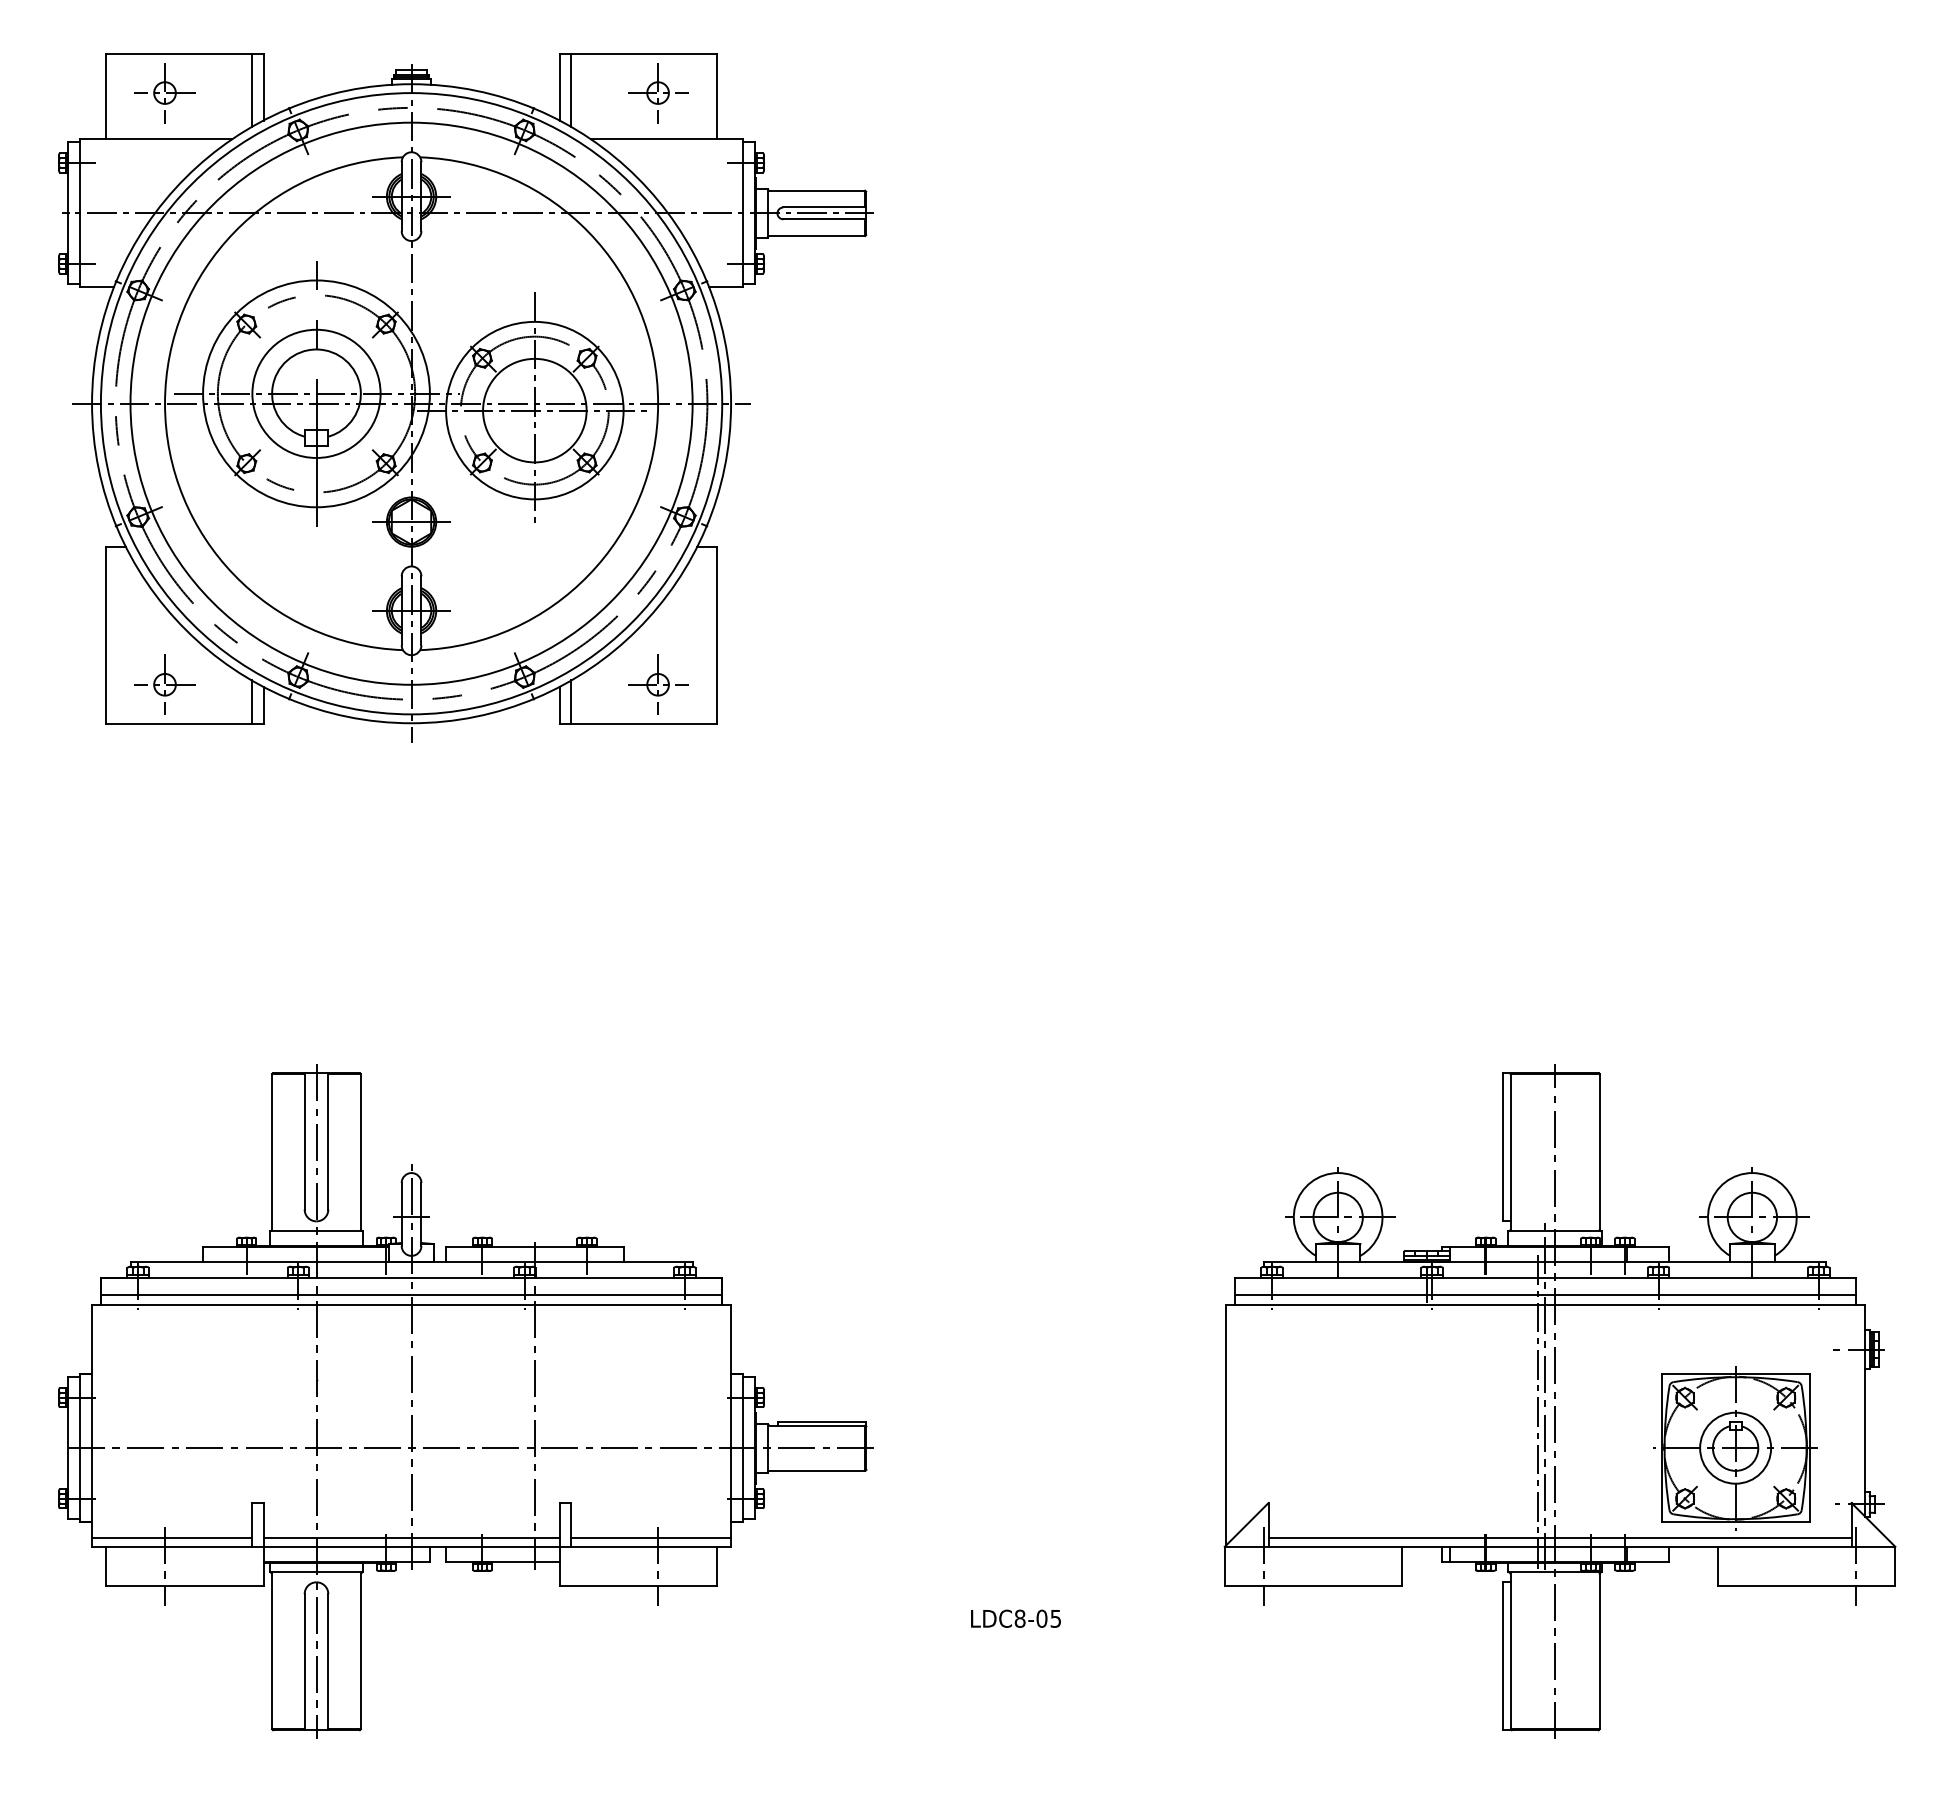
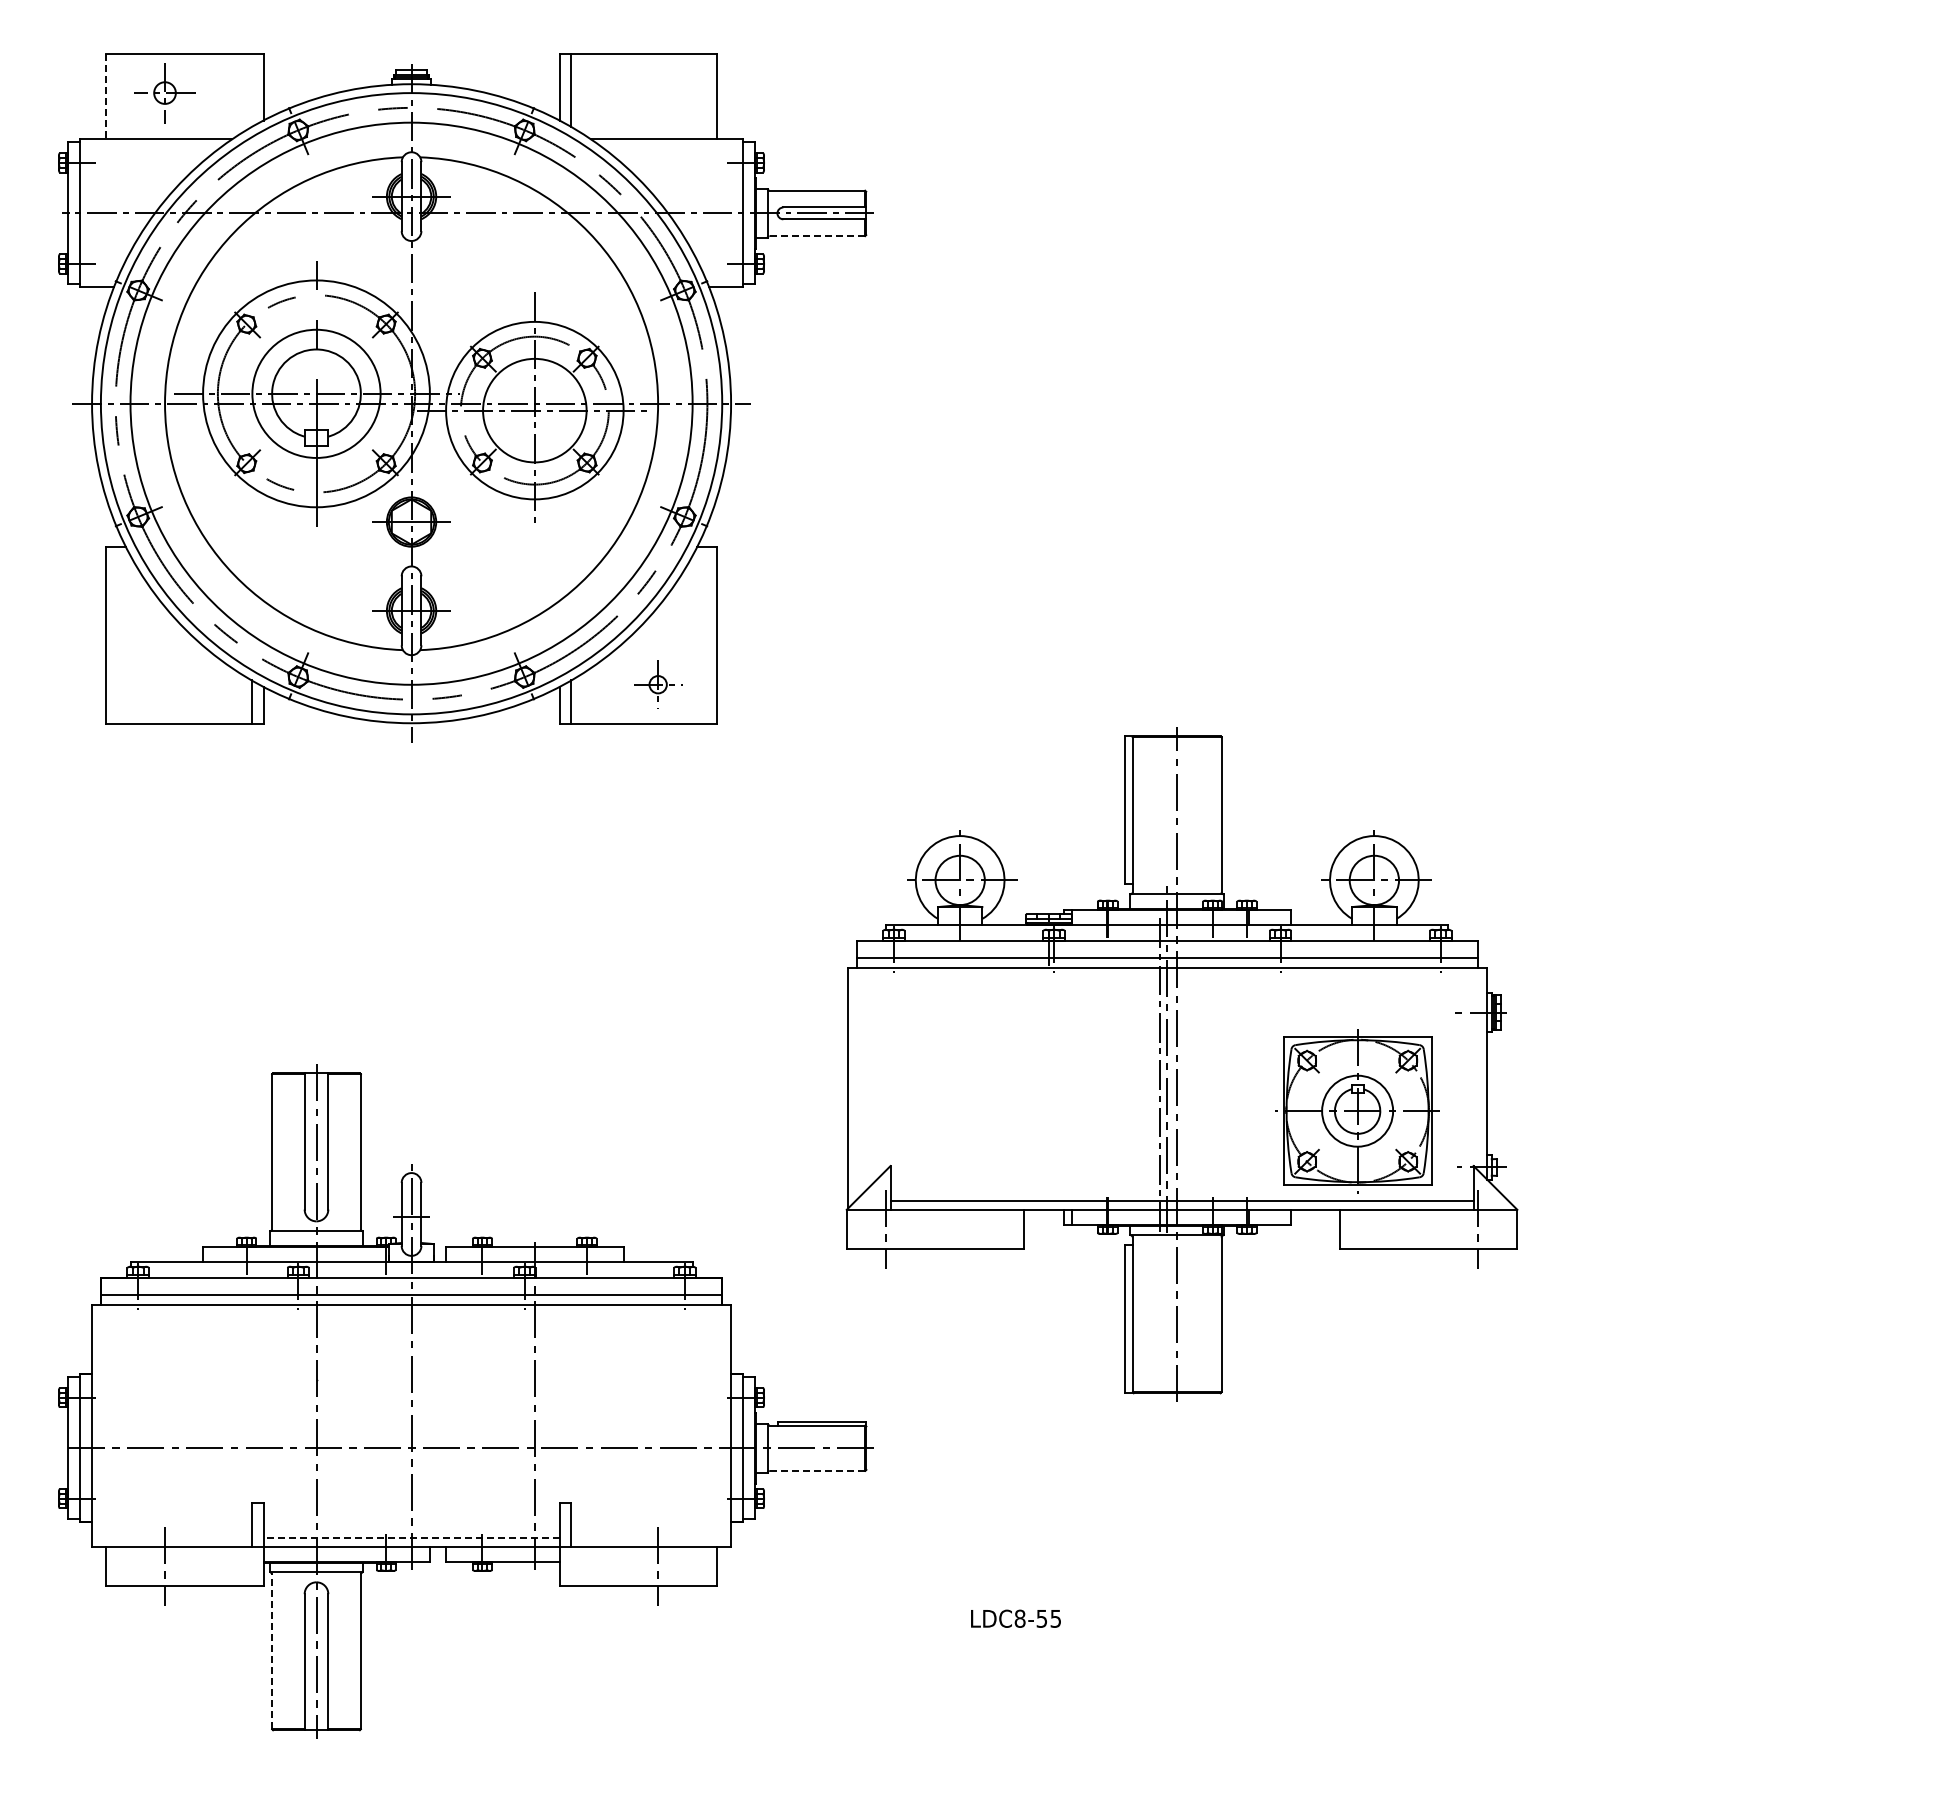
line: present -> none (251, 90)
part: present -> none (658, 93)
line: solid -> dashed (105, 96)
line: solid -> dashed (817, 236)
part: present -> none (164, 684)
part size: 61x61 px -> 49x49 px (658, 684)
part position: (1559, 1401) -> (1181, 1064) (1181, 1064)
line: solid -> dashed (817, 1470)
line: present -> none (171, 1537)
line: solid -> dashed (411, 1537)
line: present -> none (651, 1537)
text: LDC8-05 -> LDC8-55 (1041, 1618)
line: solid -> dashed (272, 1651)
